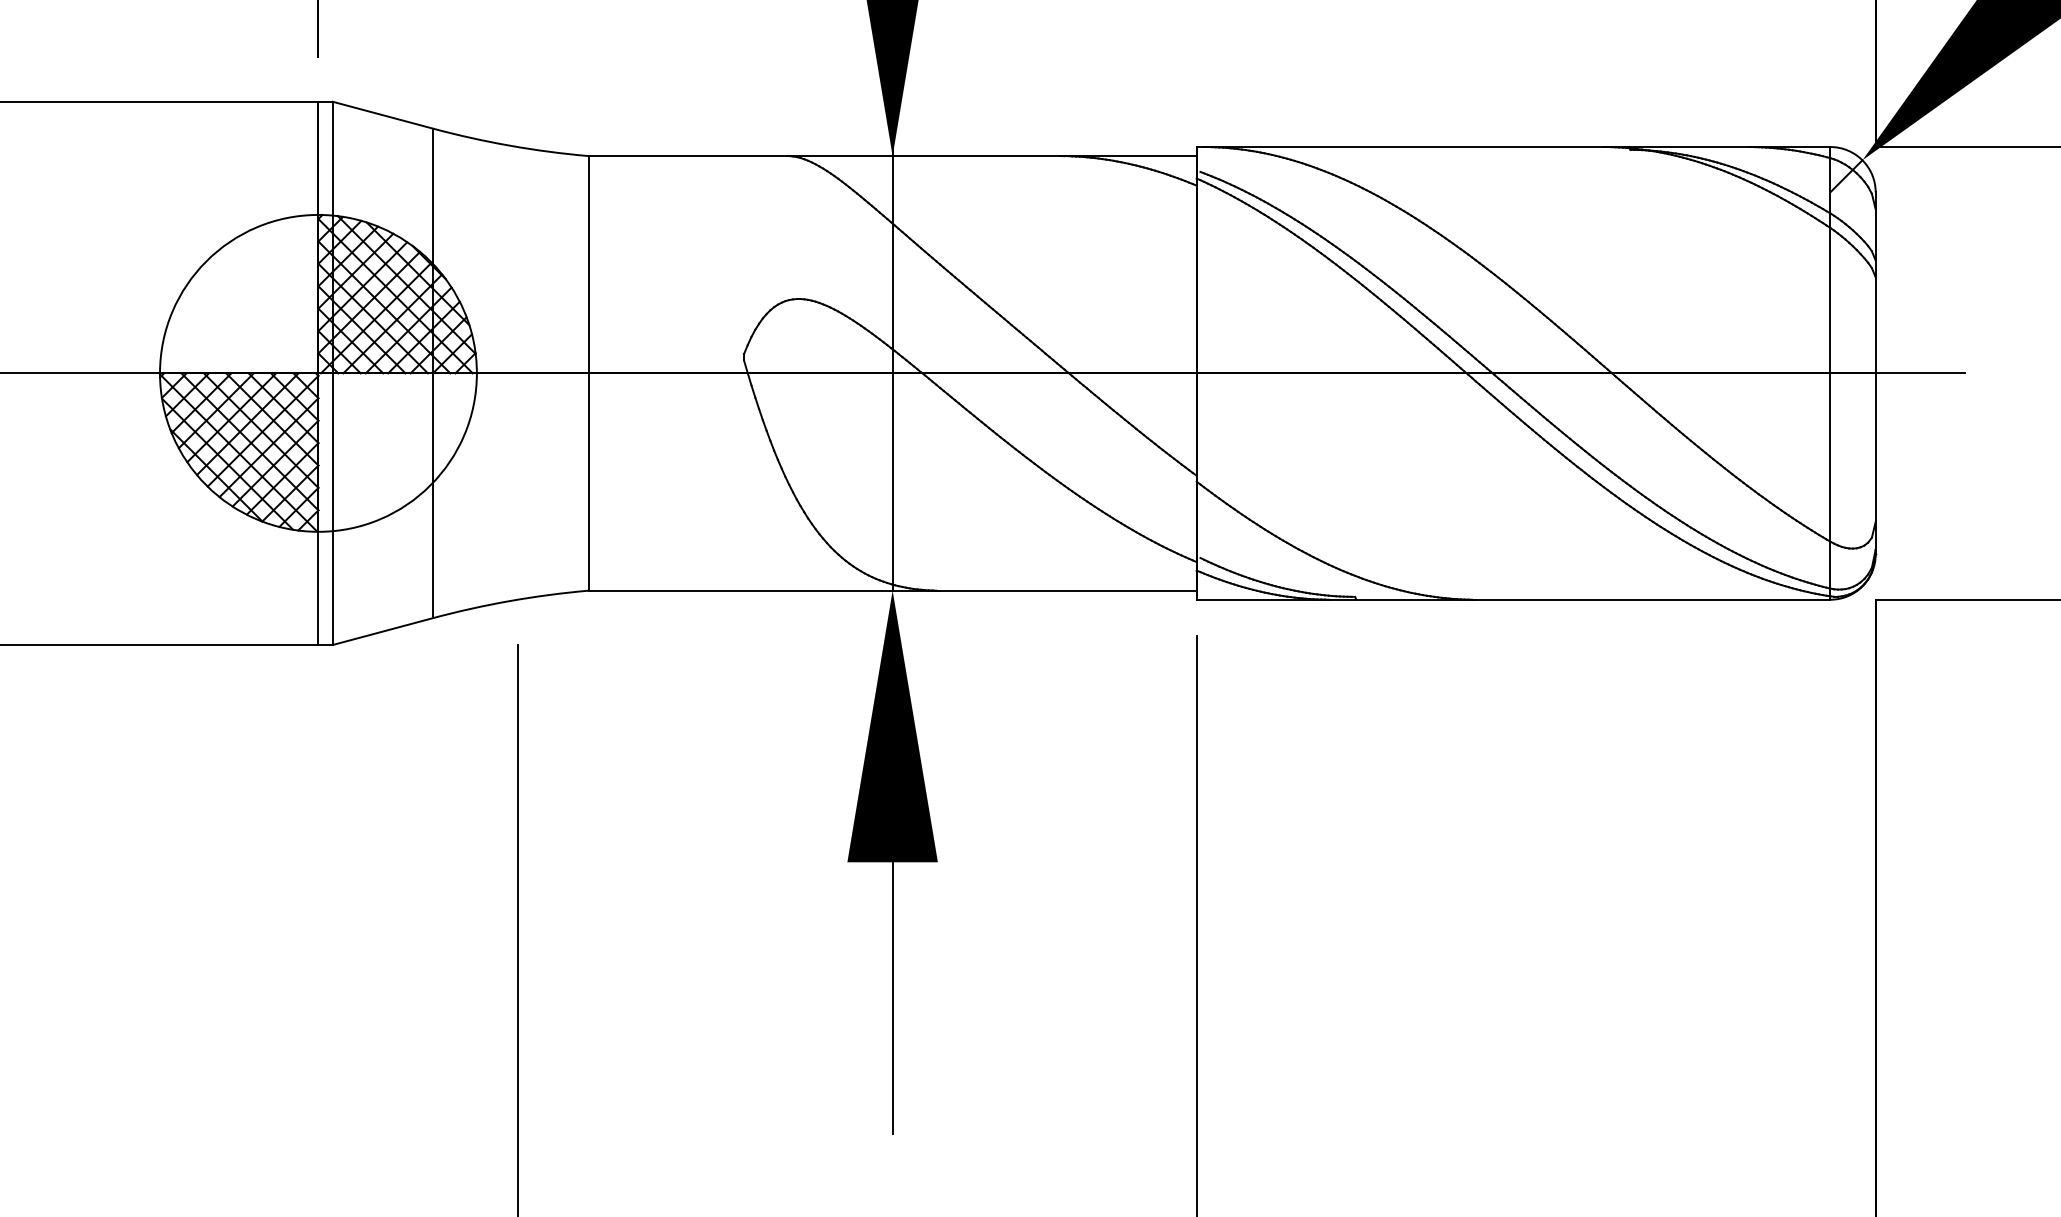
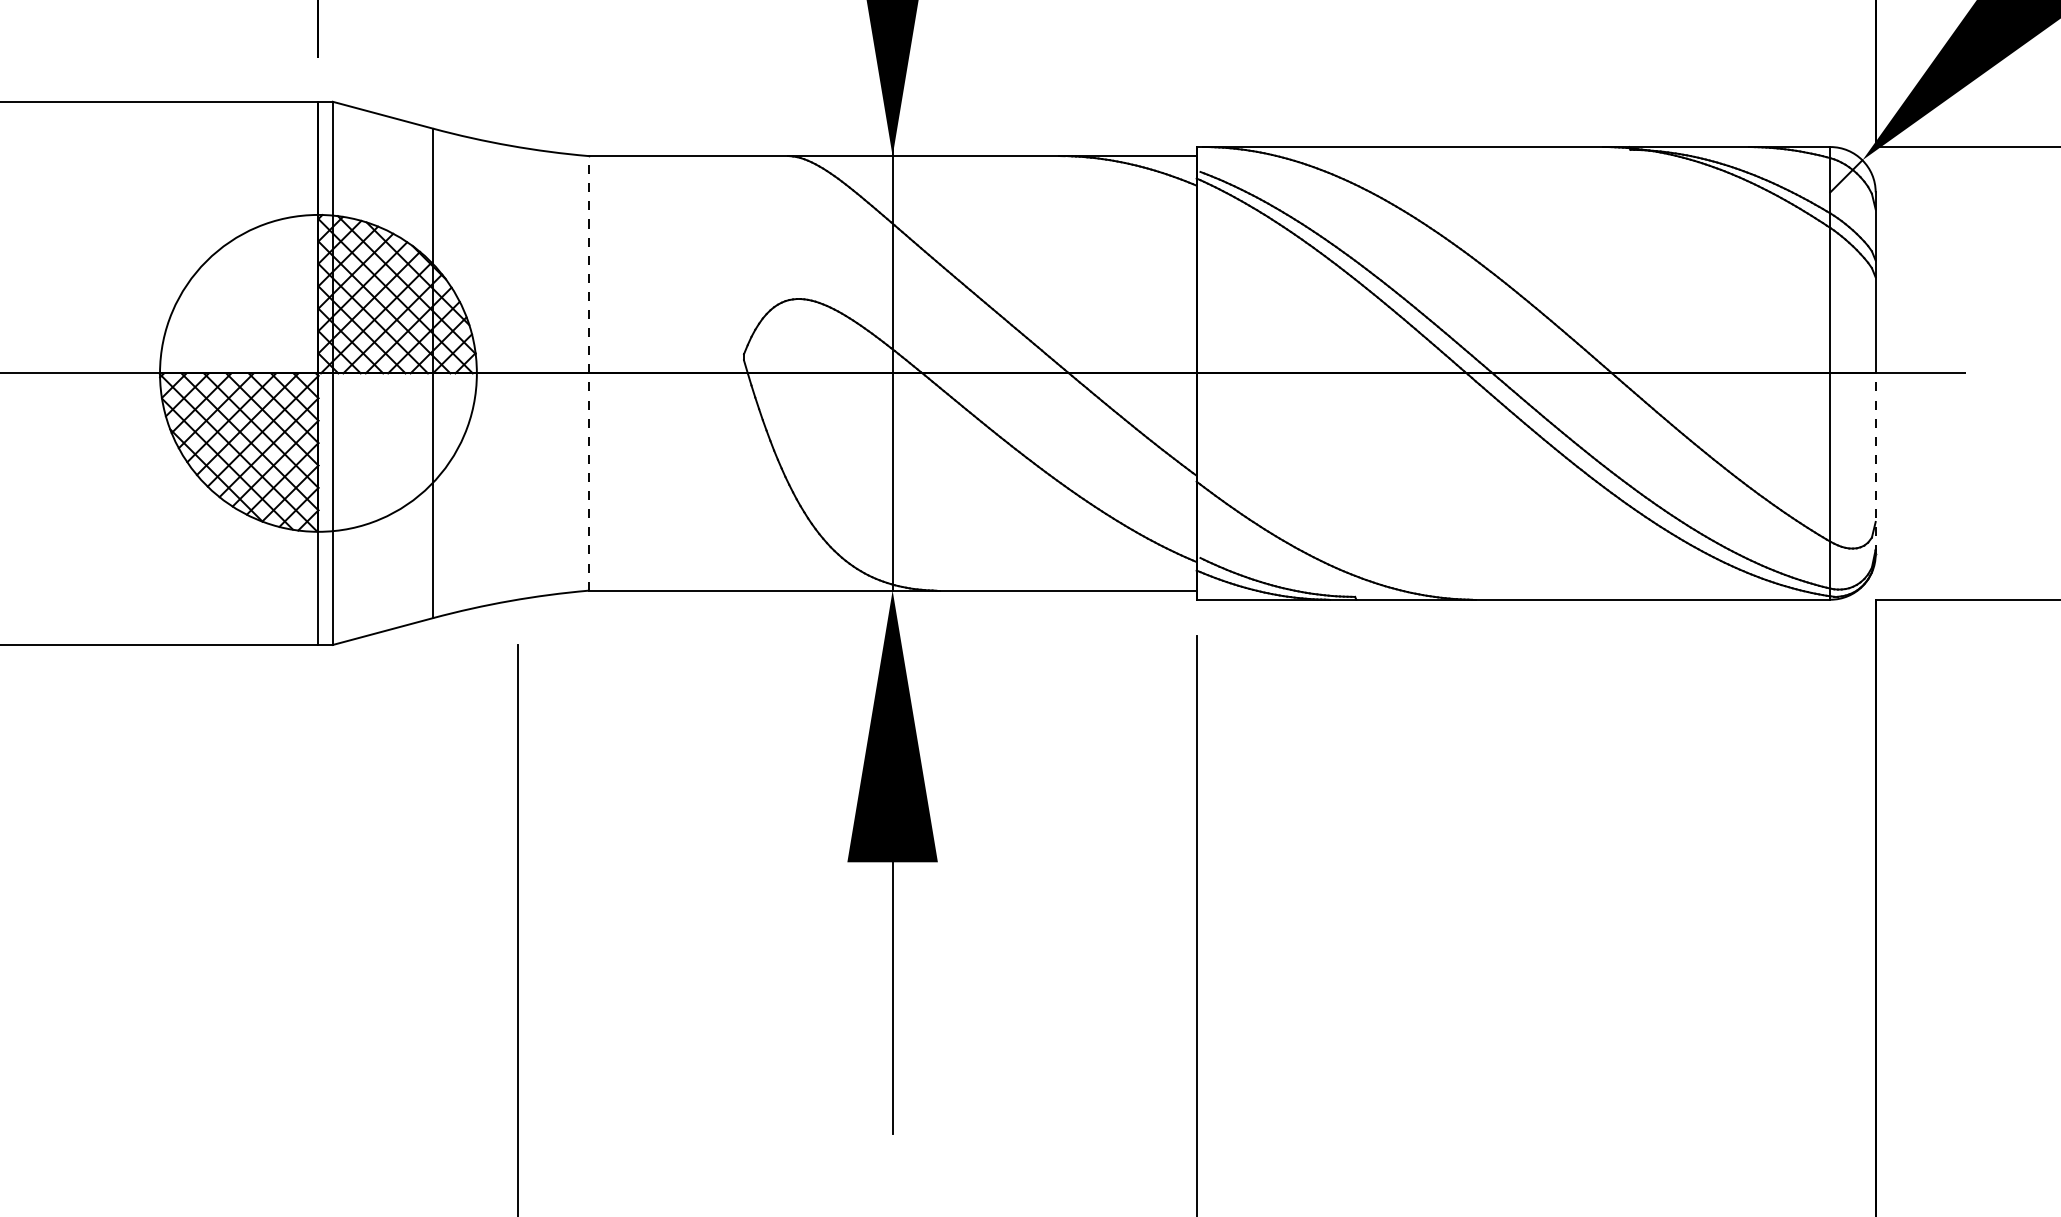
line: solid -> dashed (588, 372)
line: solid -> dashed (1875, 463)
